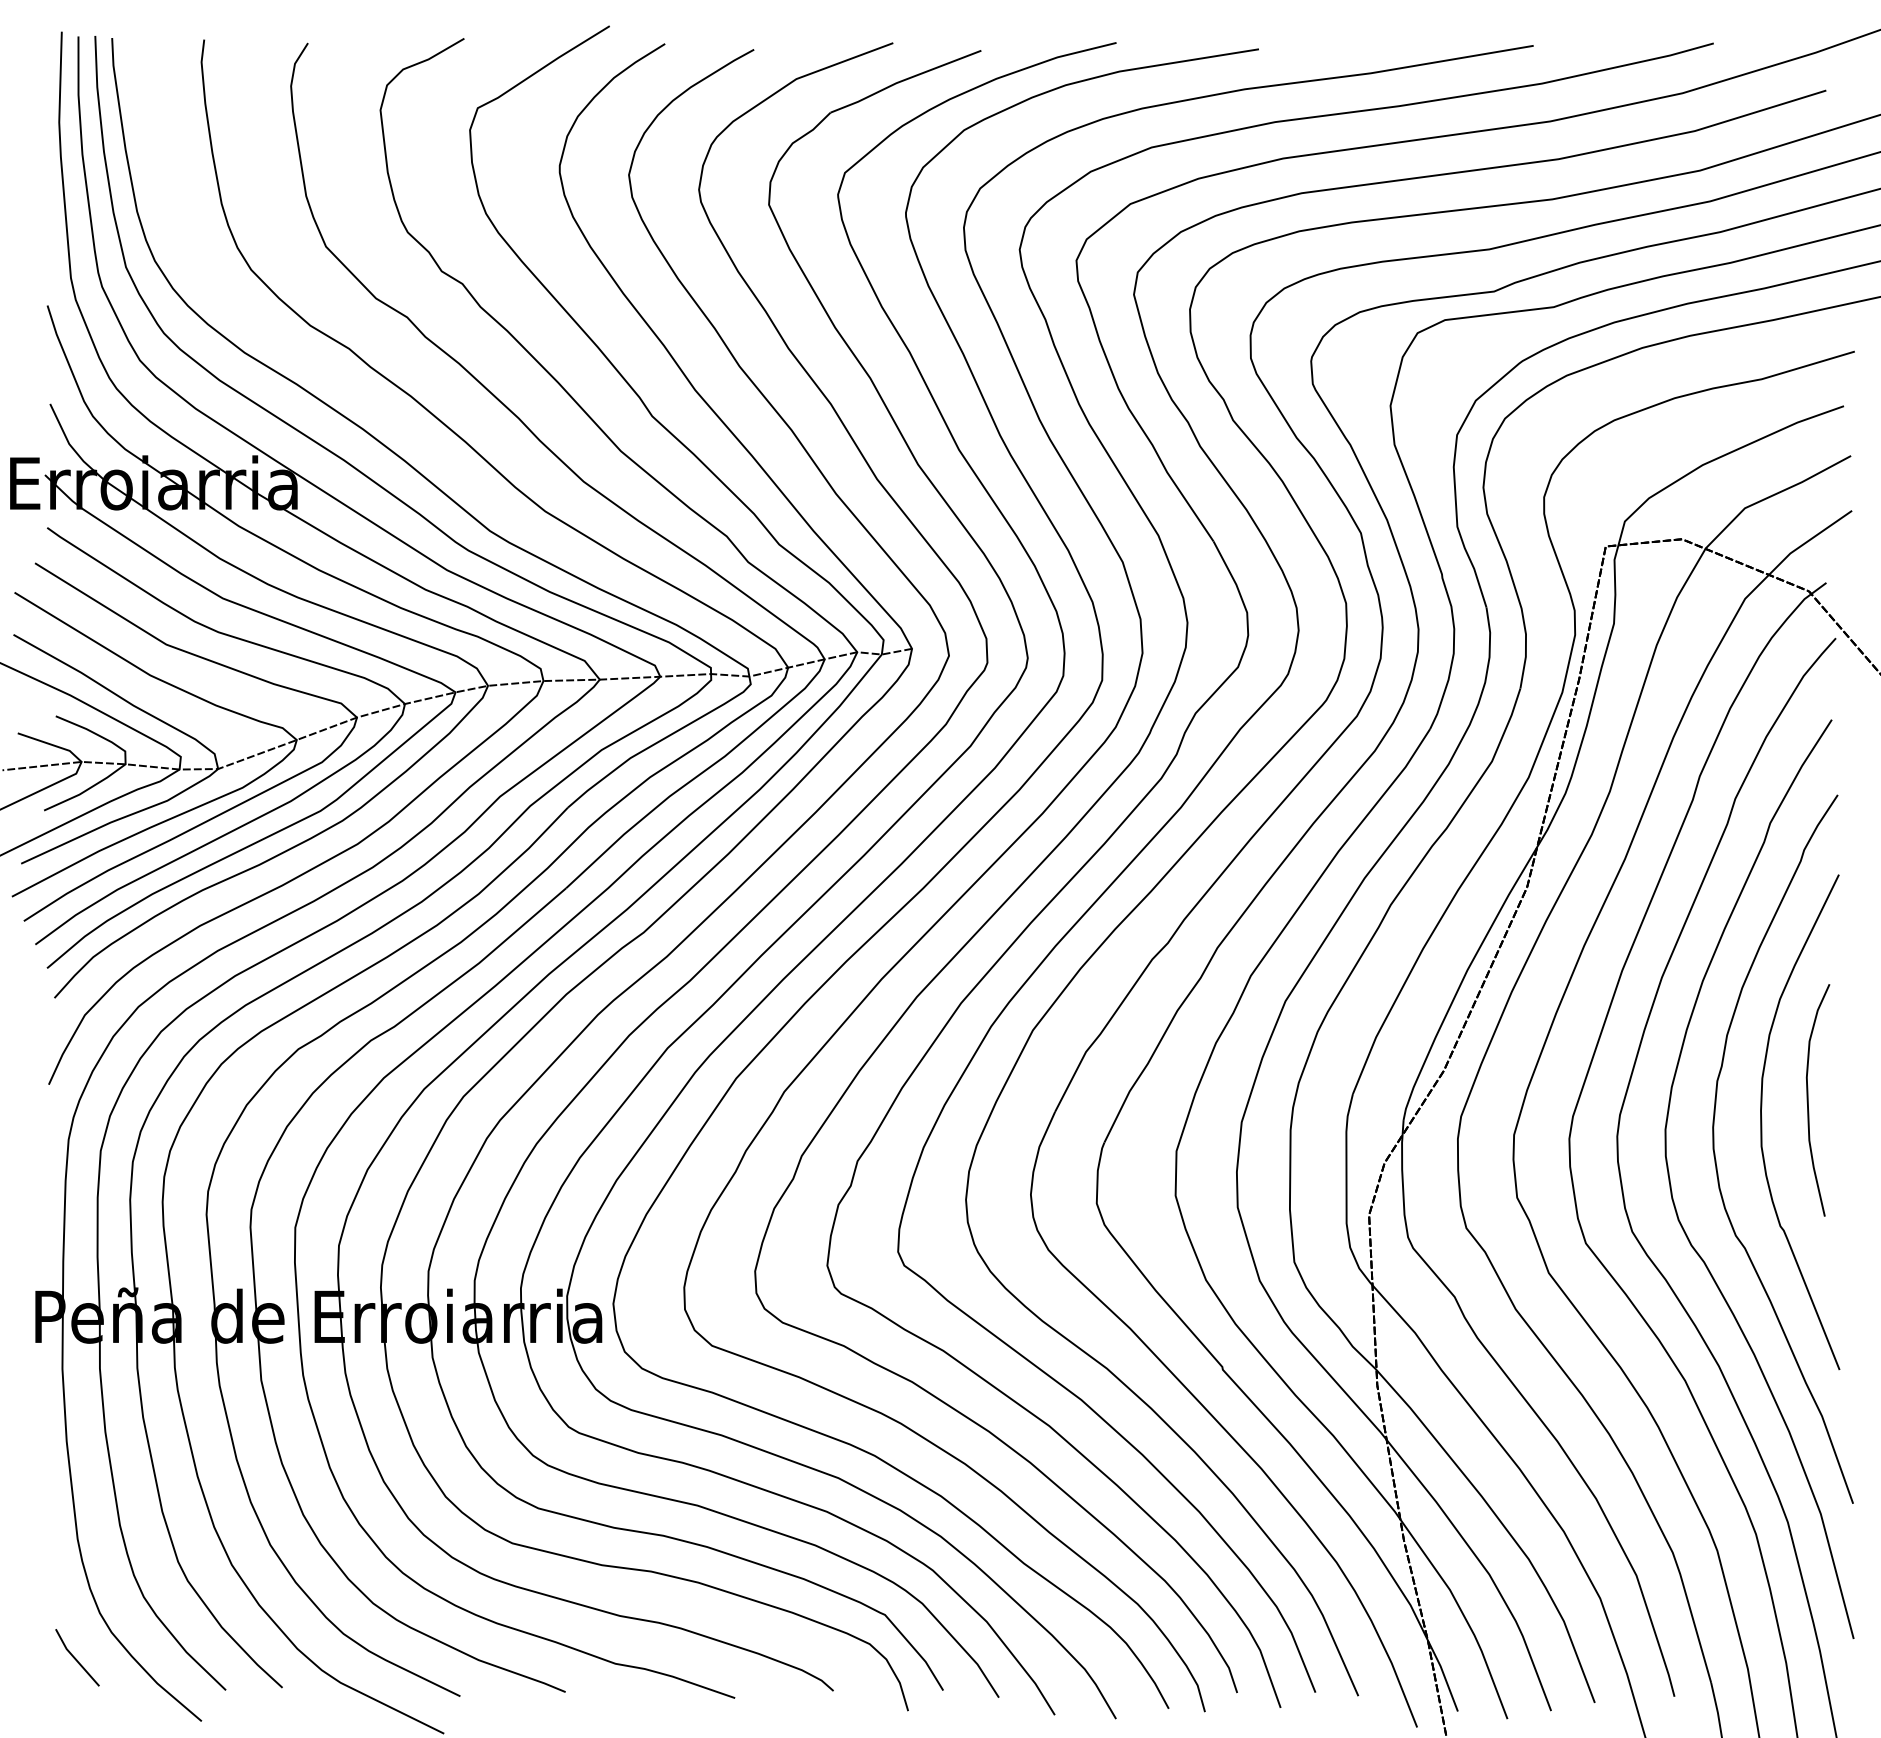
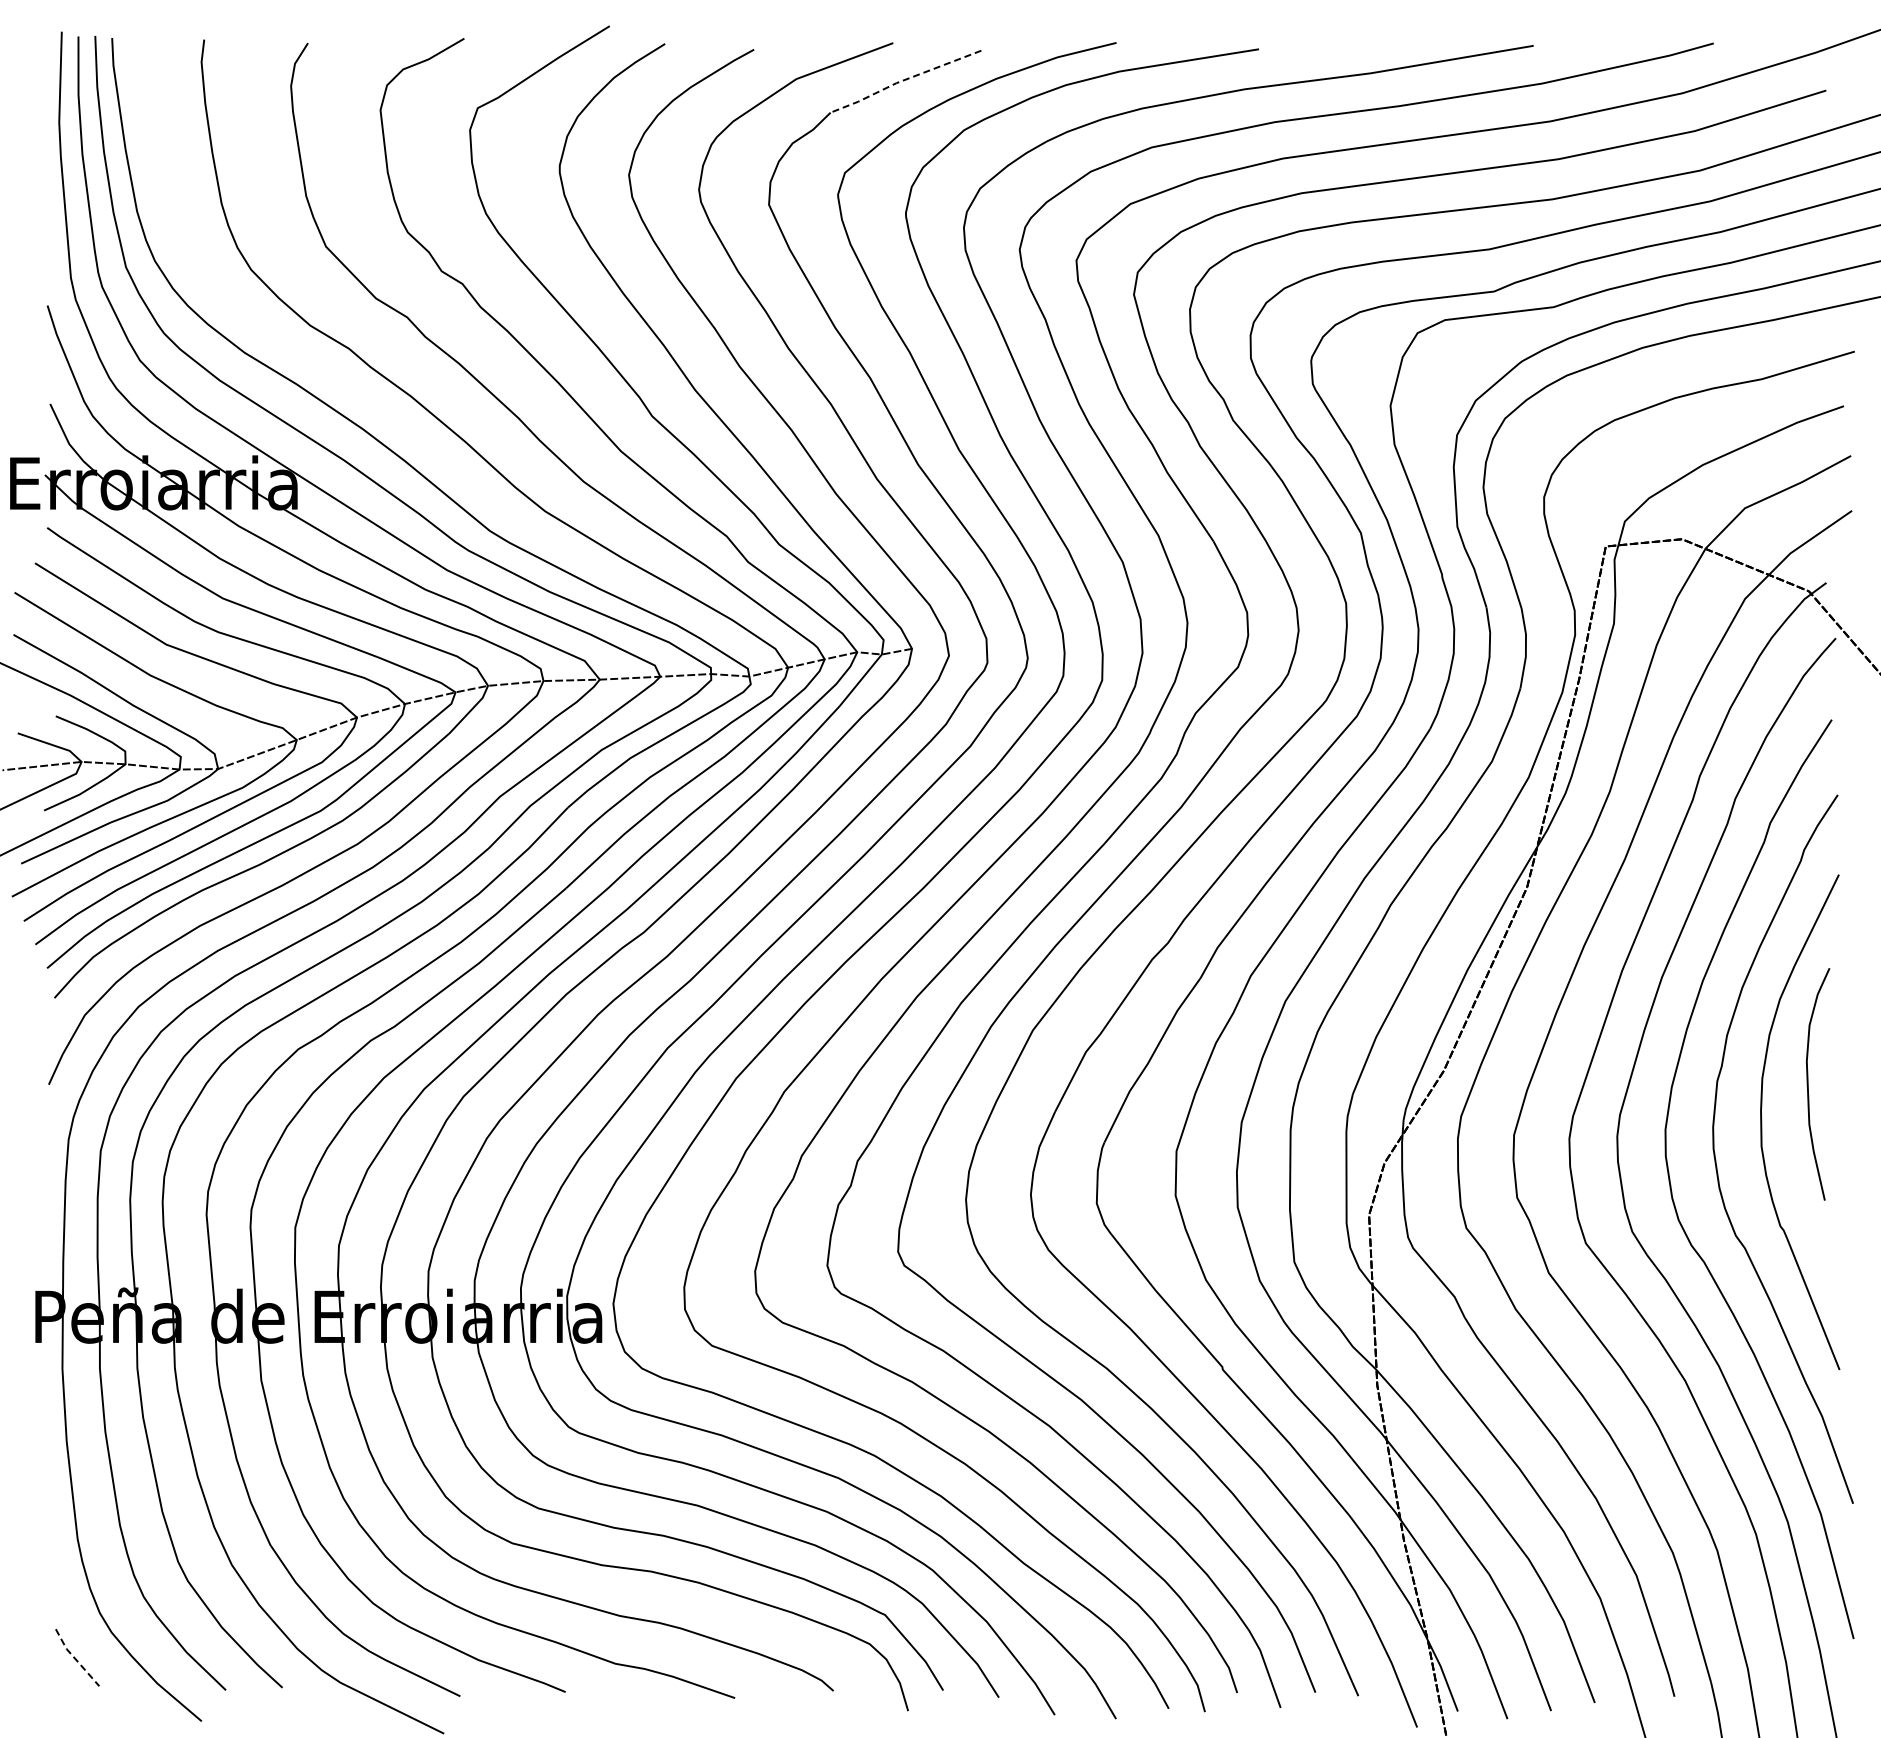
line: solid -> dashed (903, 80)
curve position: (1808, 1100) -> (1808, 1084) (1808, 1084)
line: solid -> dashed (75, 1658)
